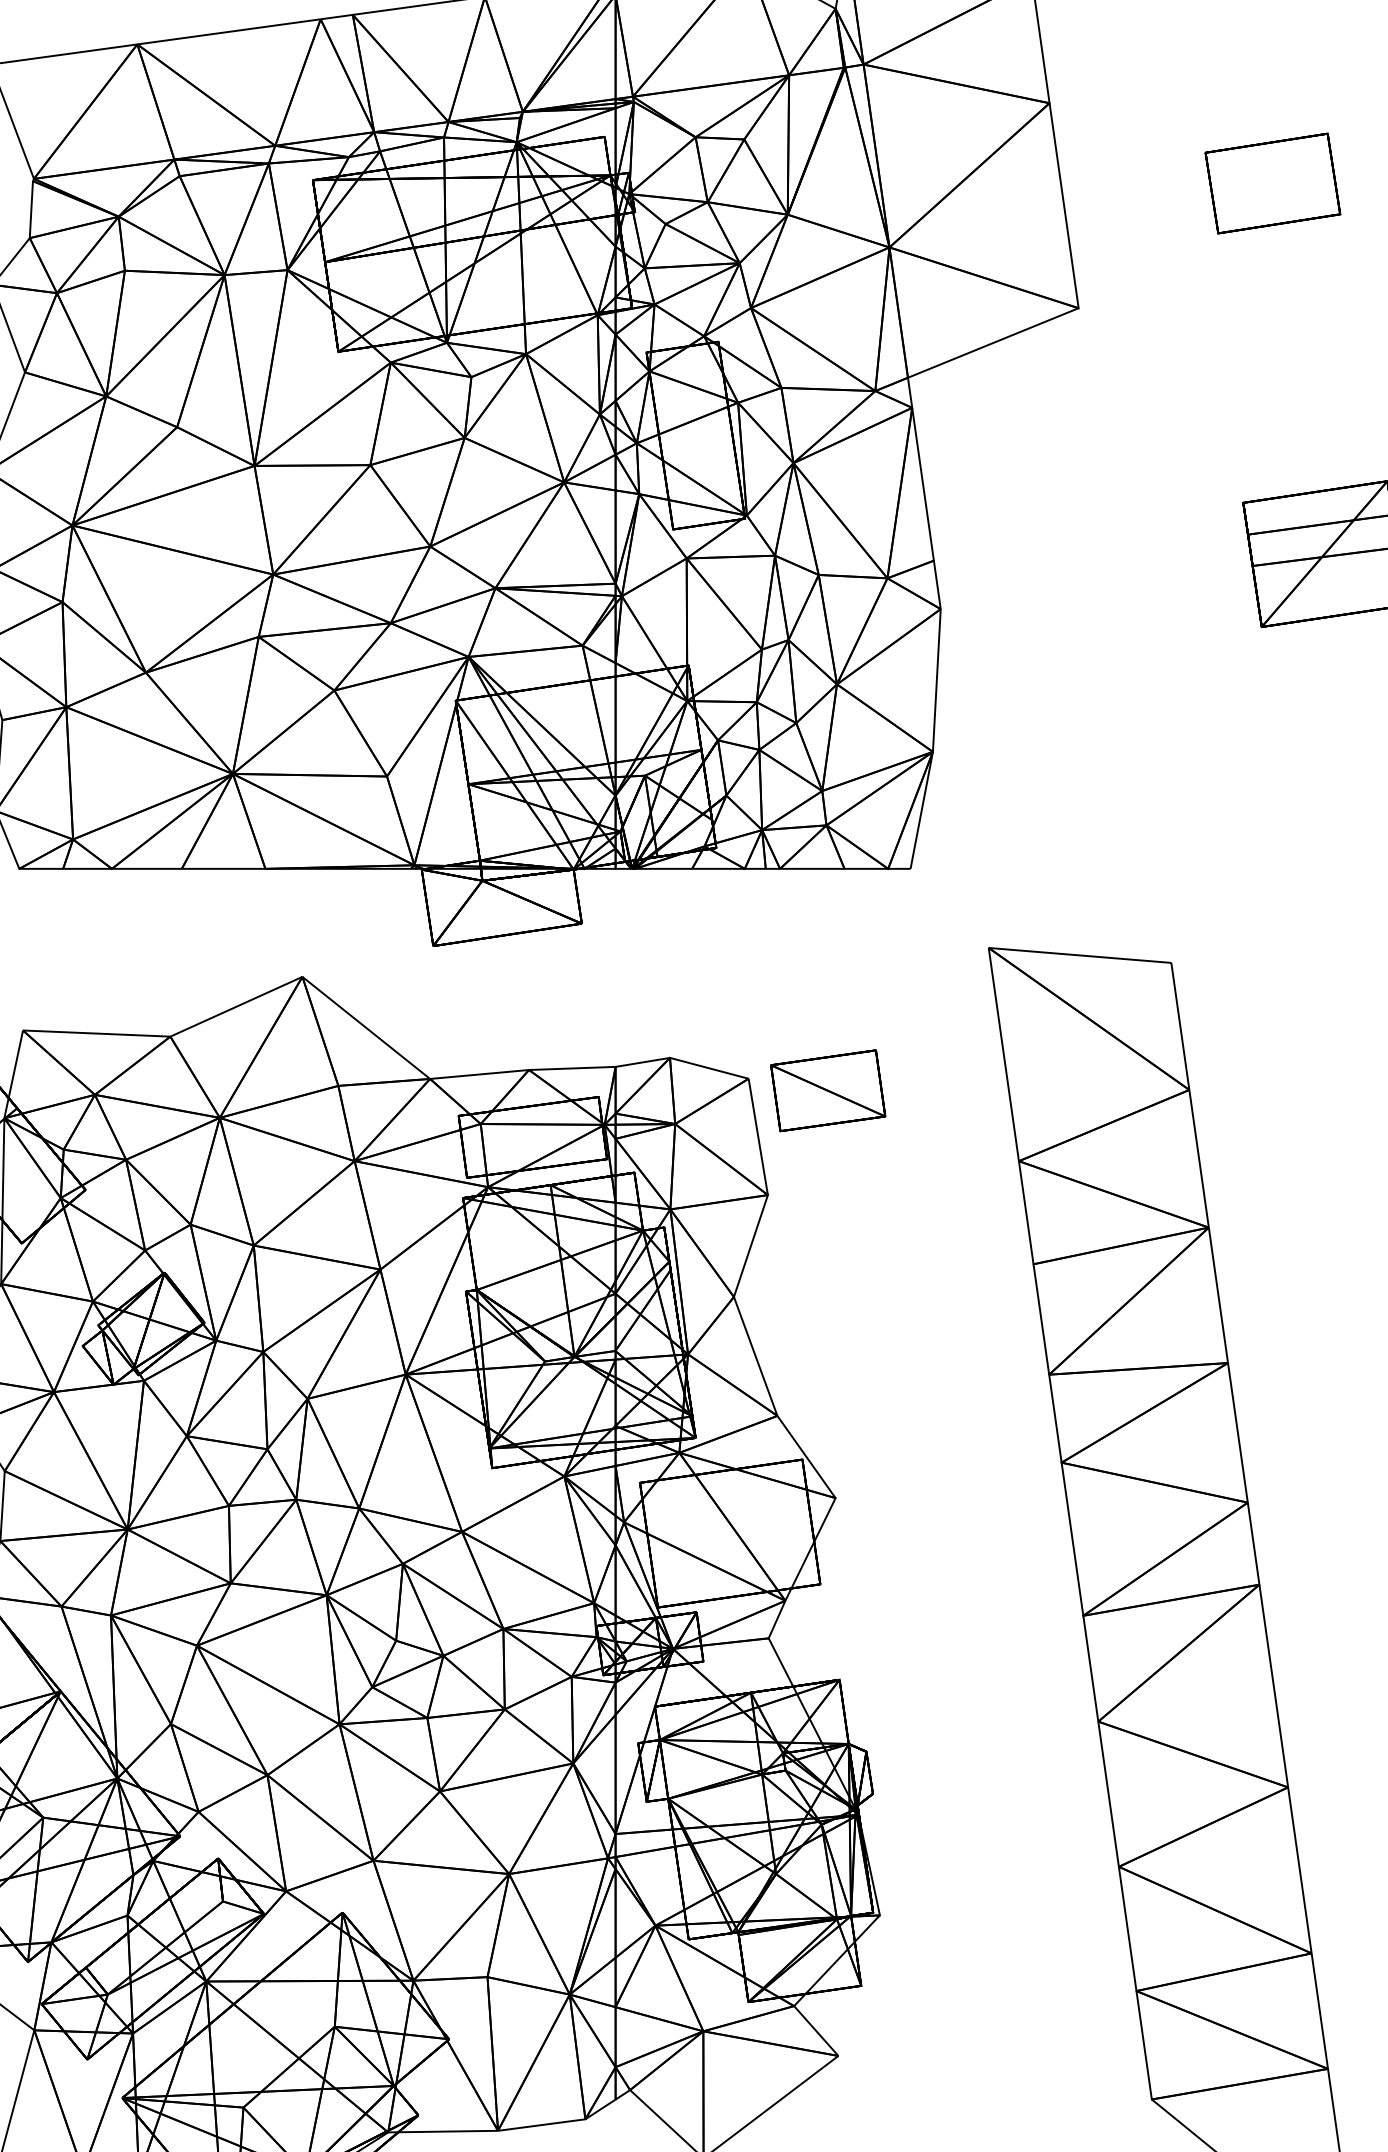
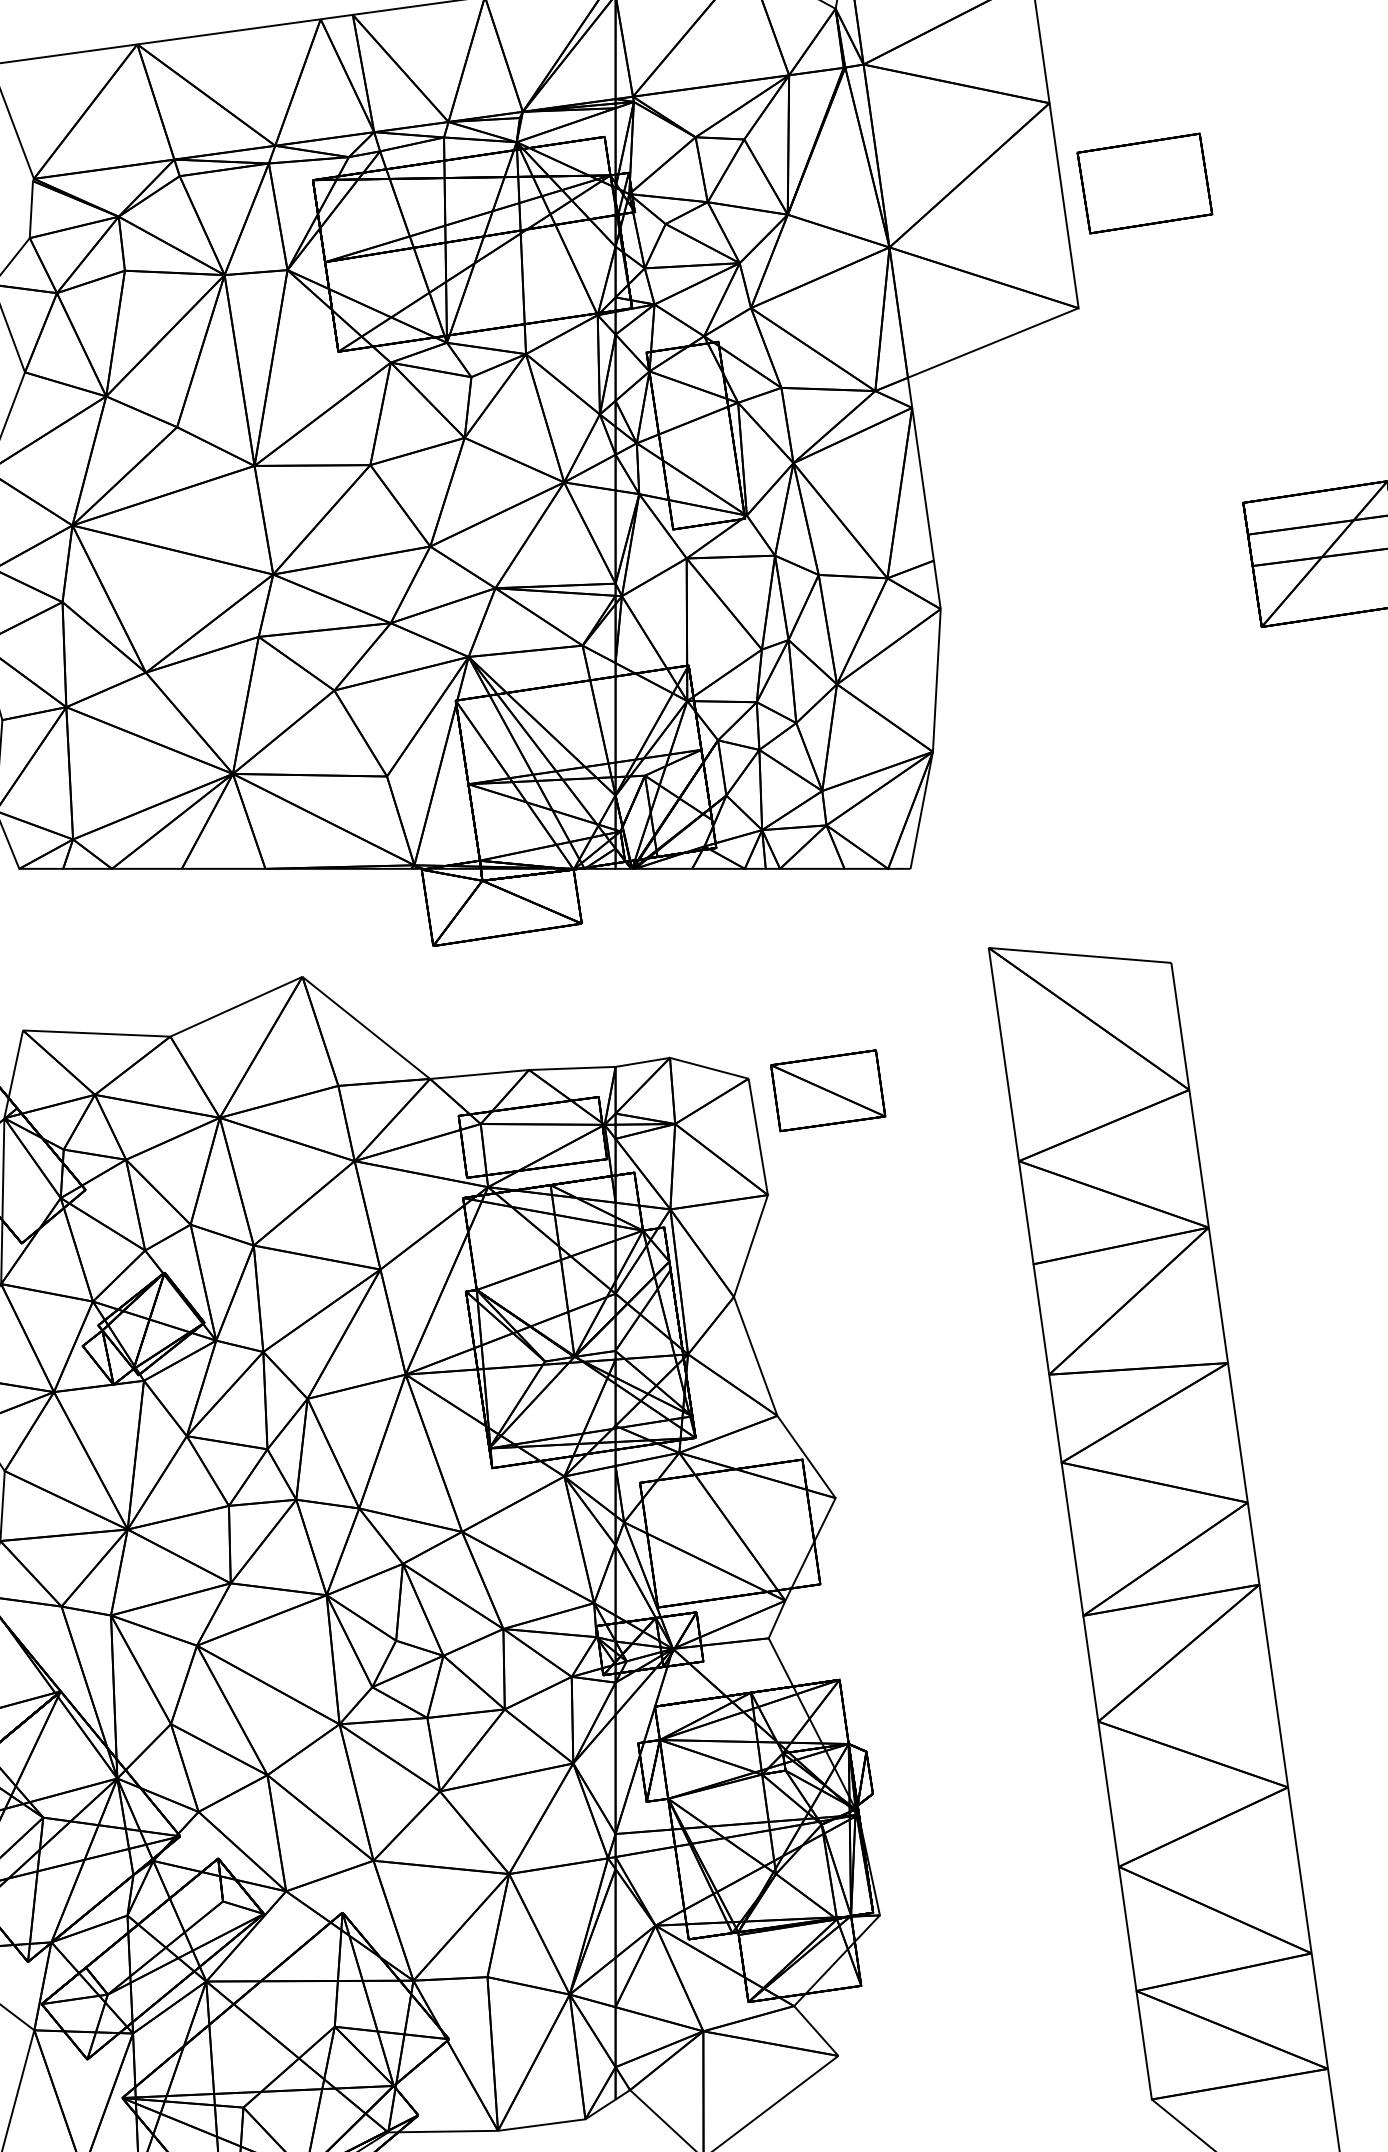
part position: (1272, 183) -> (1144, 183) (1144, 183)
